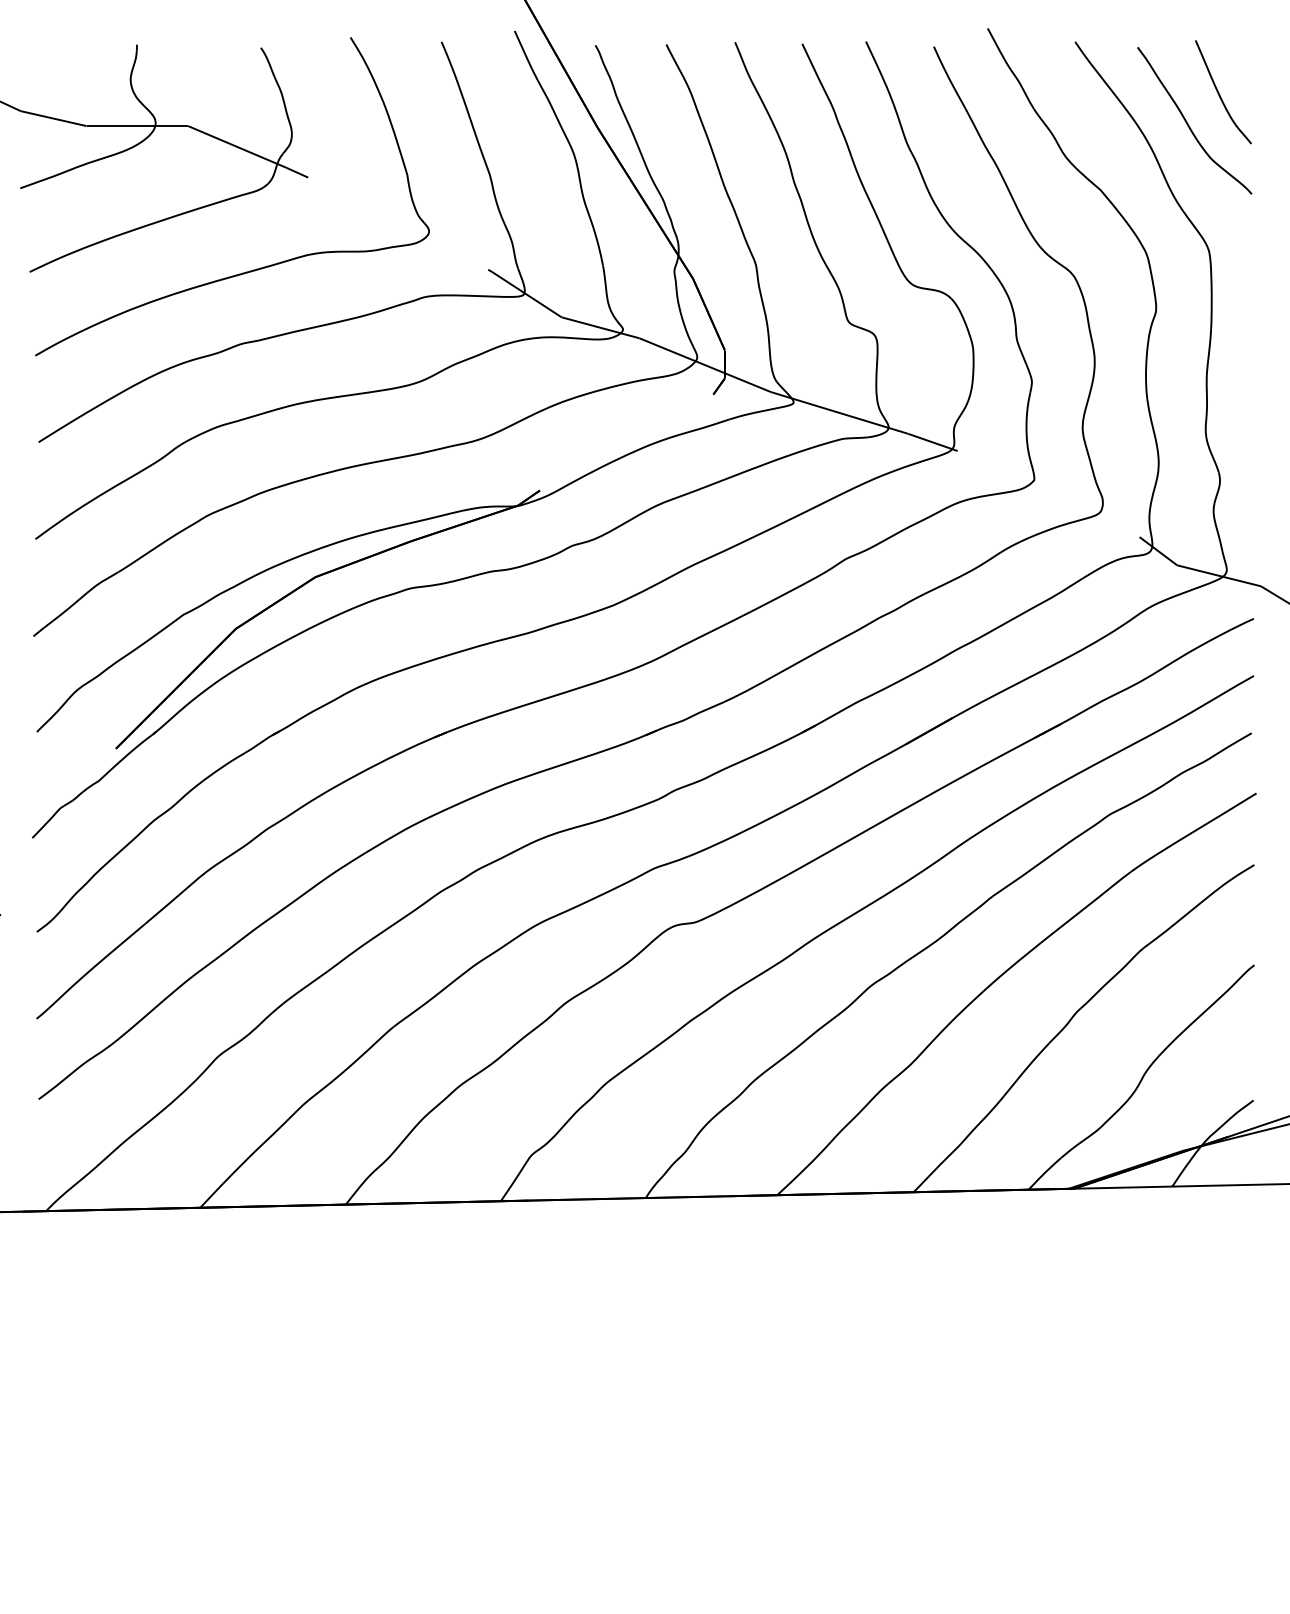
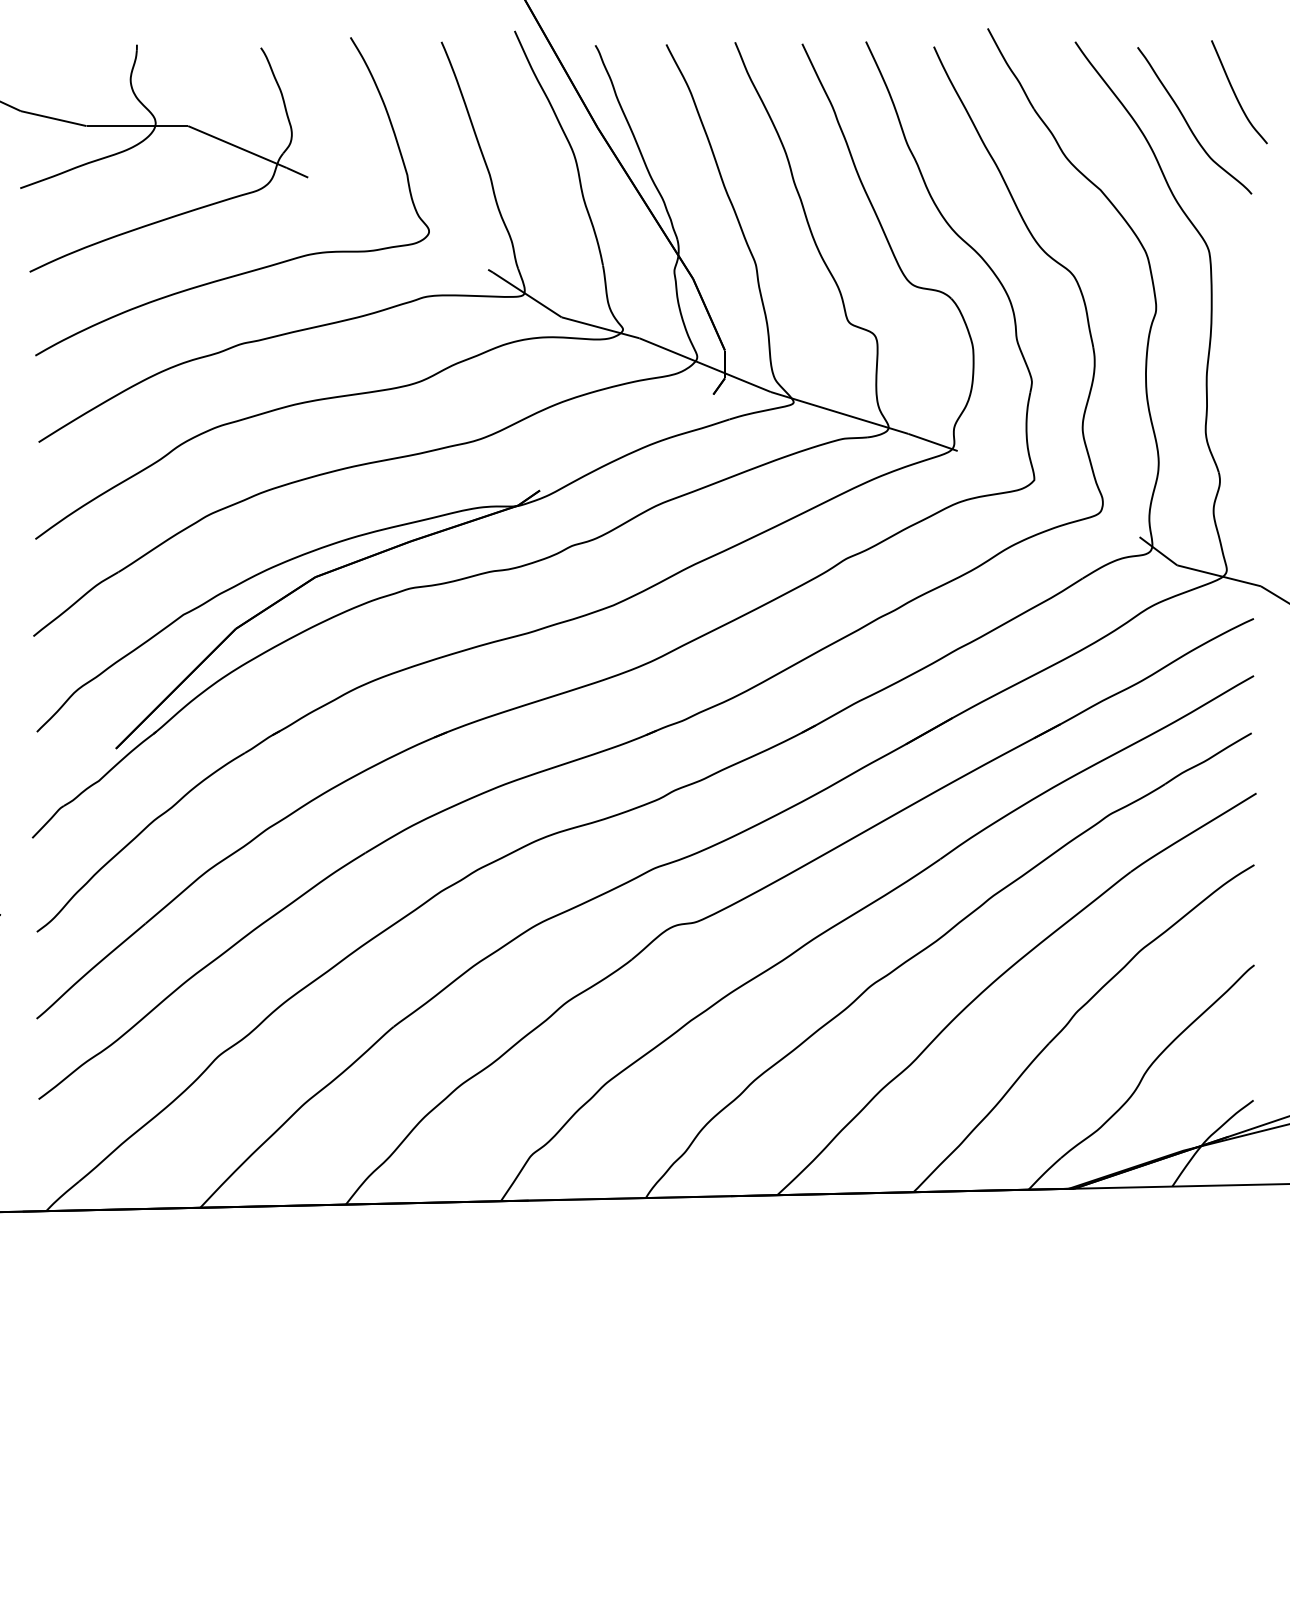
curve position: (1220, 94) -> (1236, 94) (1236, 94)
